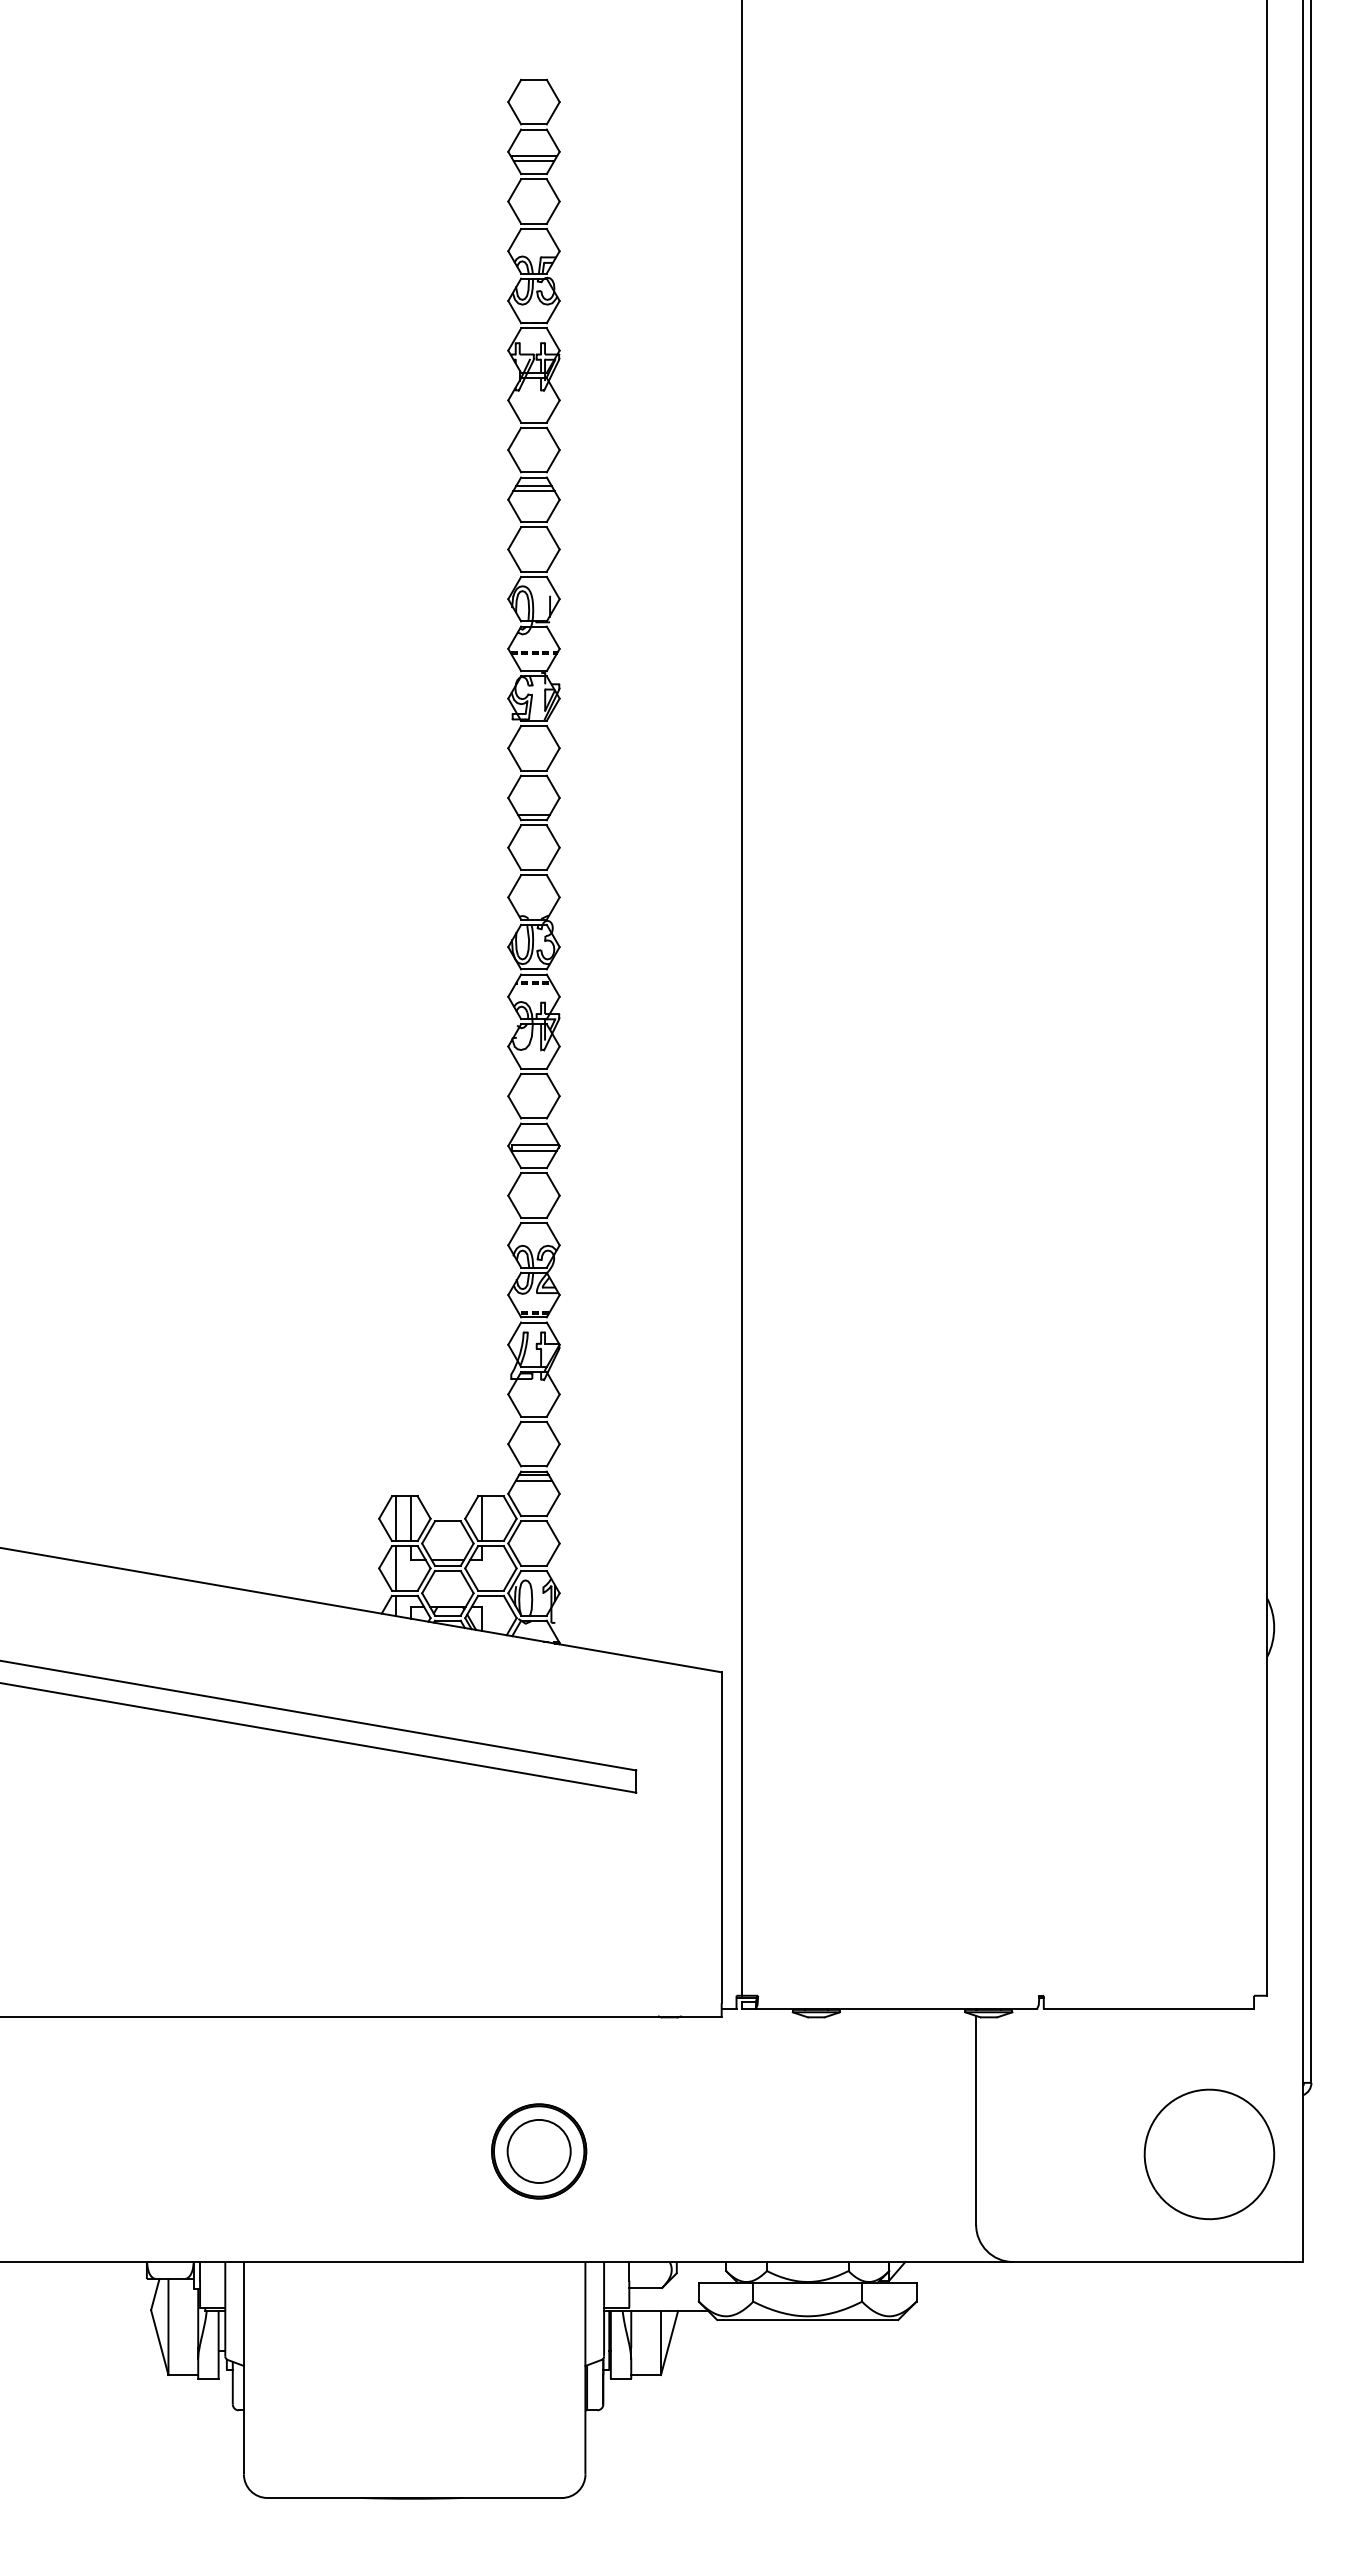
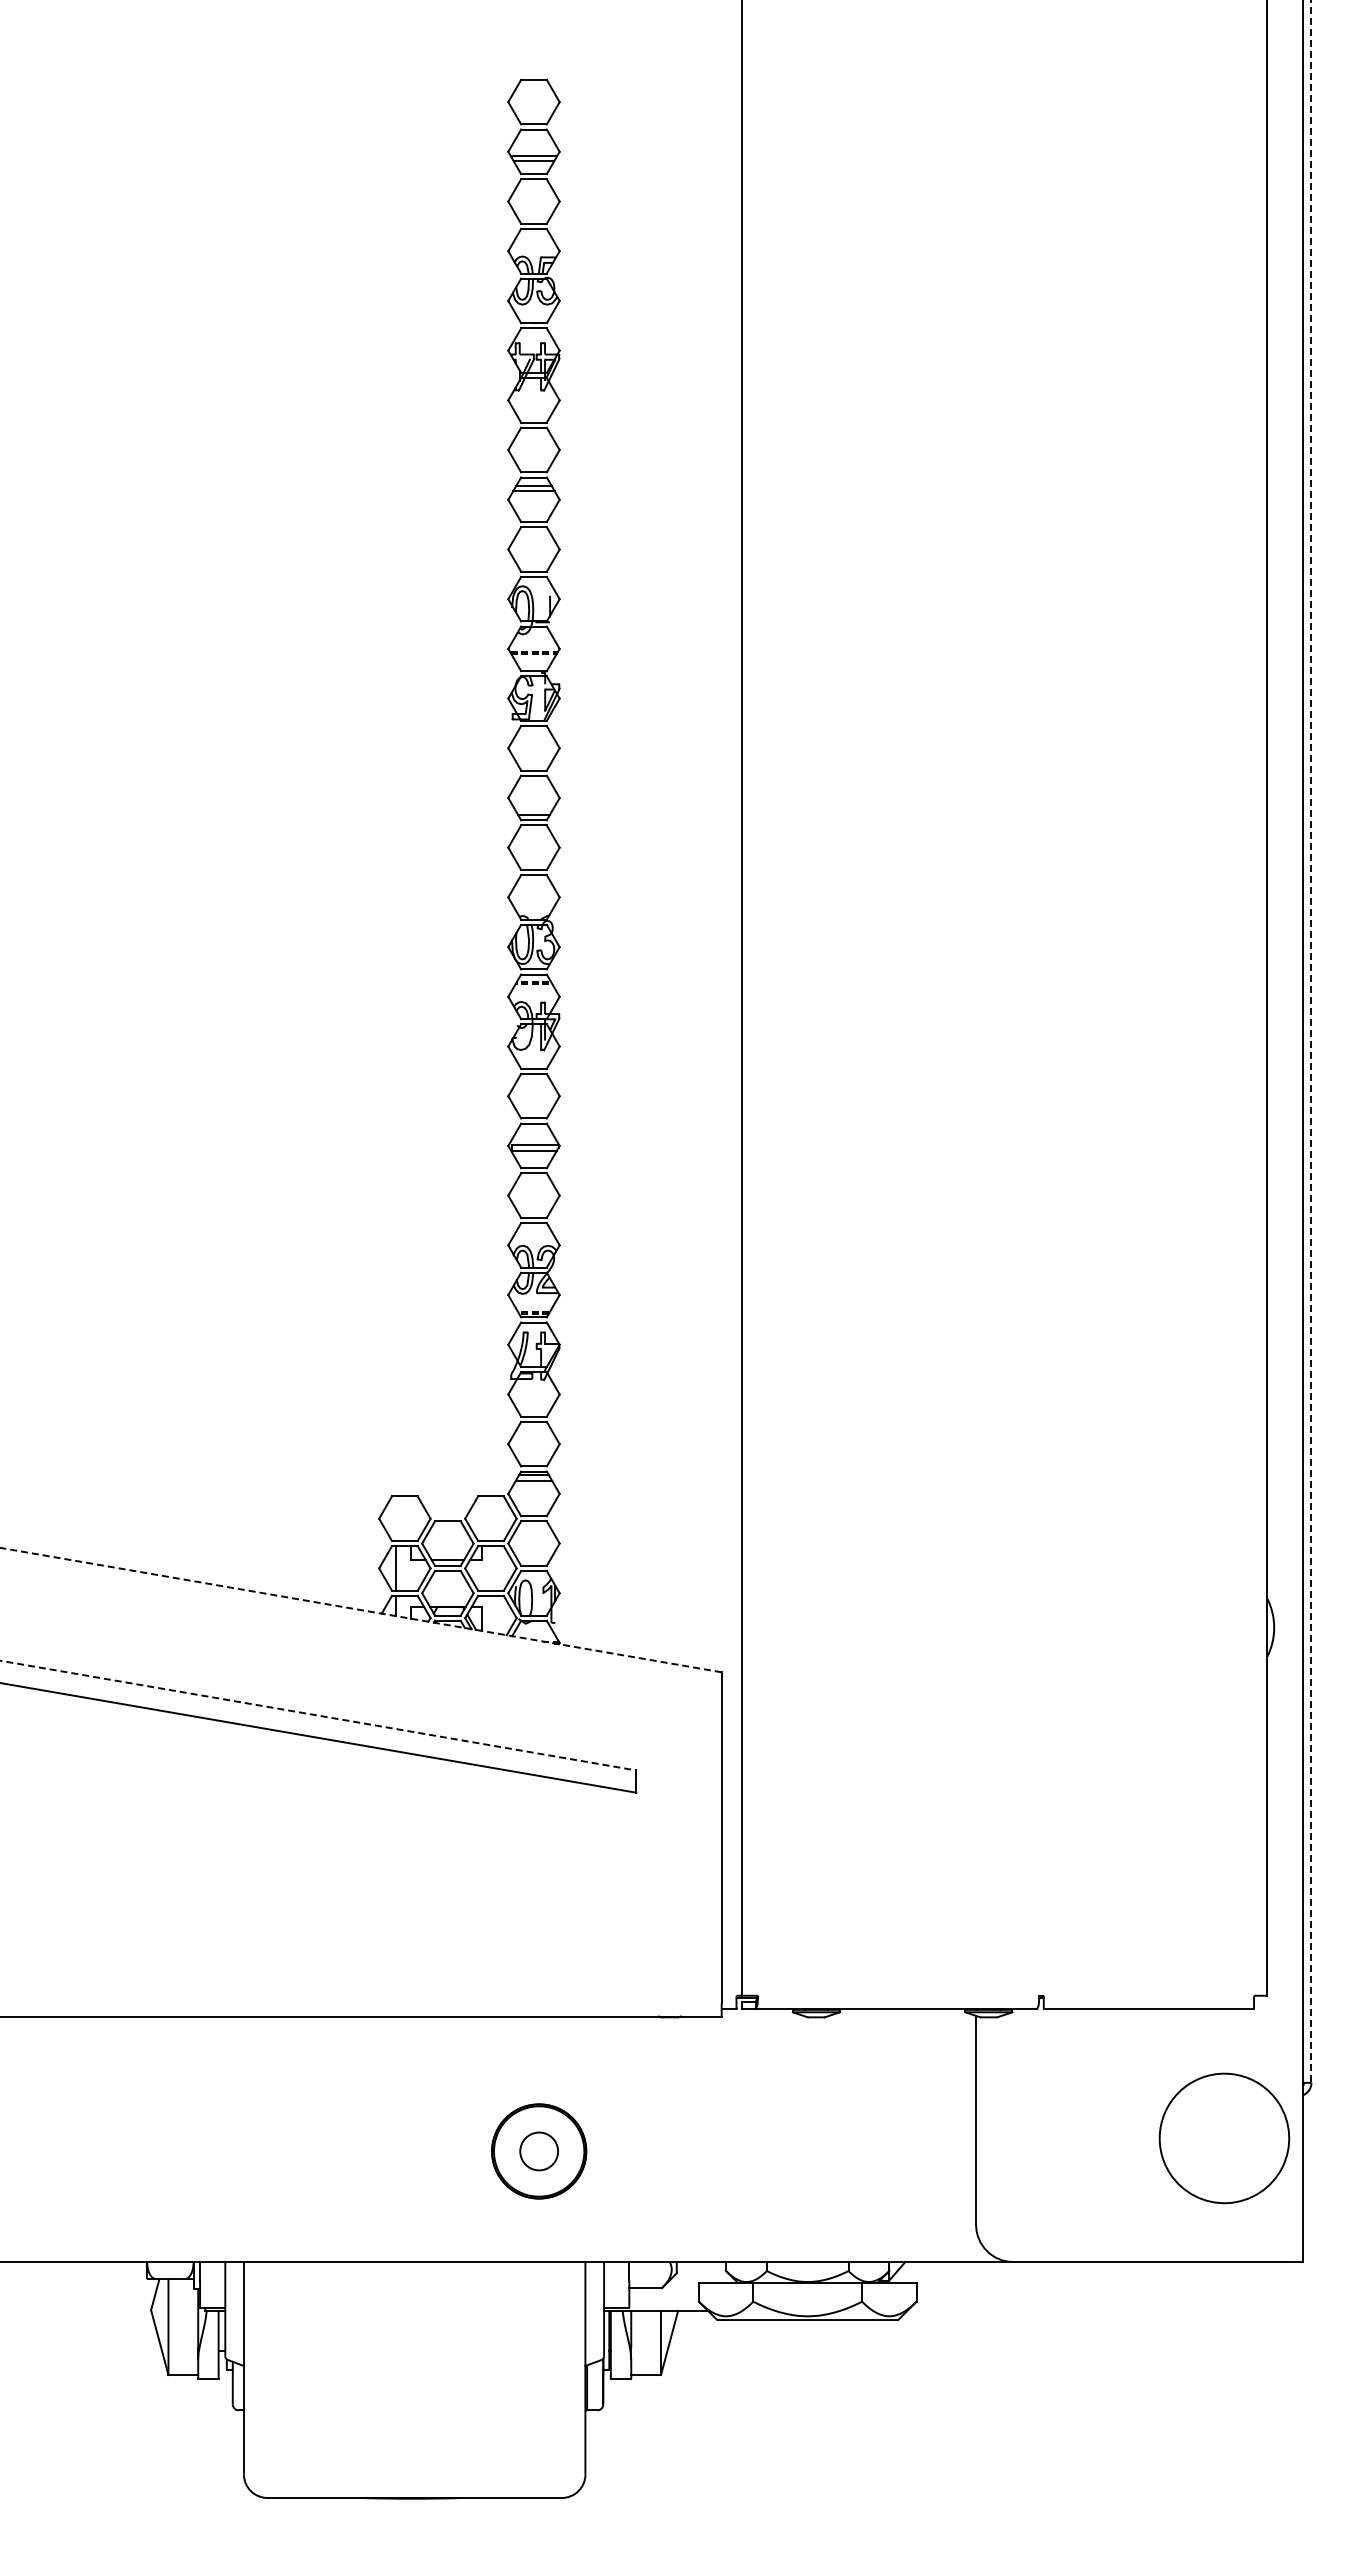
line: solid -> dashed (1311, 1041)
line: present -> none (396, 1518)
line: present -> none (410, 1518)
line: present -> none (481, 1518)
line: solid -> dashed (361, 1610)
line: solid -> dashed (319, 1715)
circle diameter: 63 px -> 38 px (539, 2151)
part position: (1209, 2154) -> (1224, 2138) (1224, 2138)
